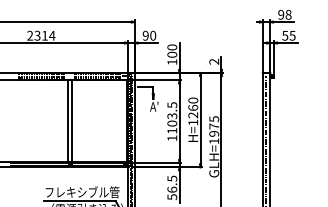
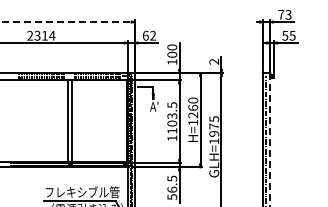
text: 98 -> 73 (284, 14)
line: solid -> dashed (66, 22)
text: 90 -> 62 (149, 35)
line: solid -> dashed (270, 140)
